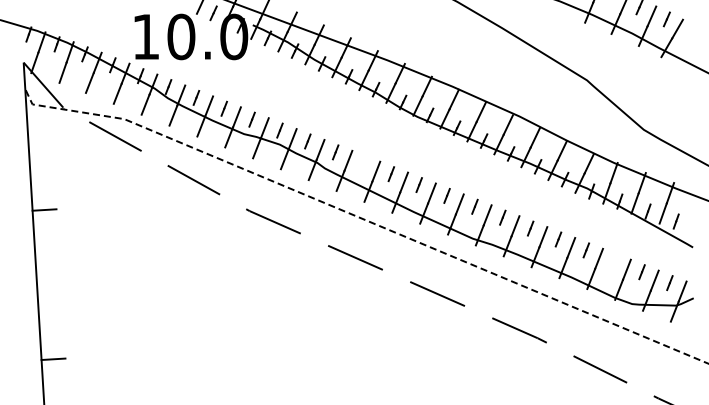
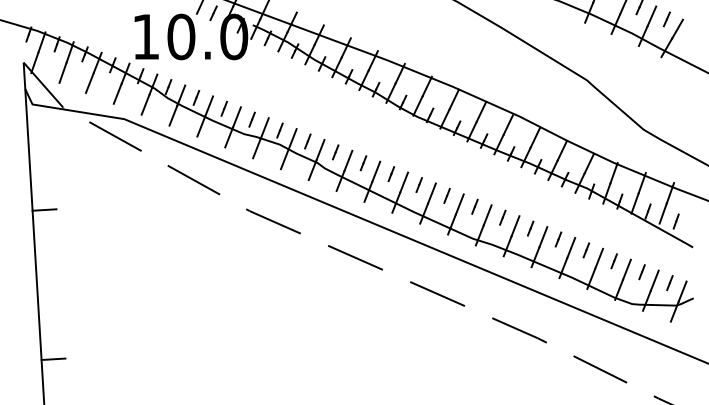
line: none -> present (363, 163)
line: dashed -> solid (363, 219)
line: none -> present (613, 261)
